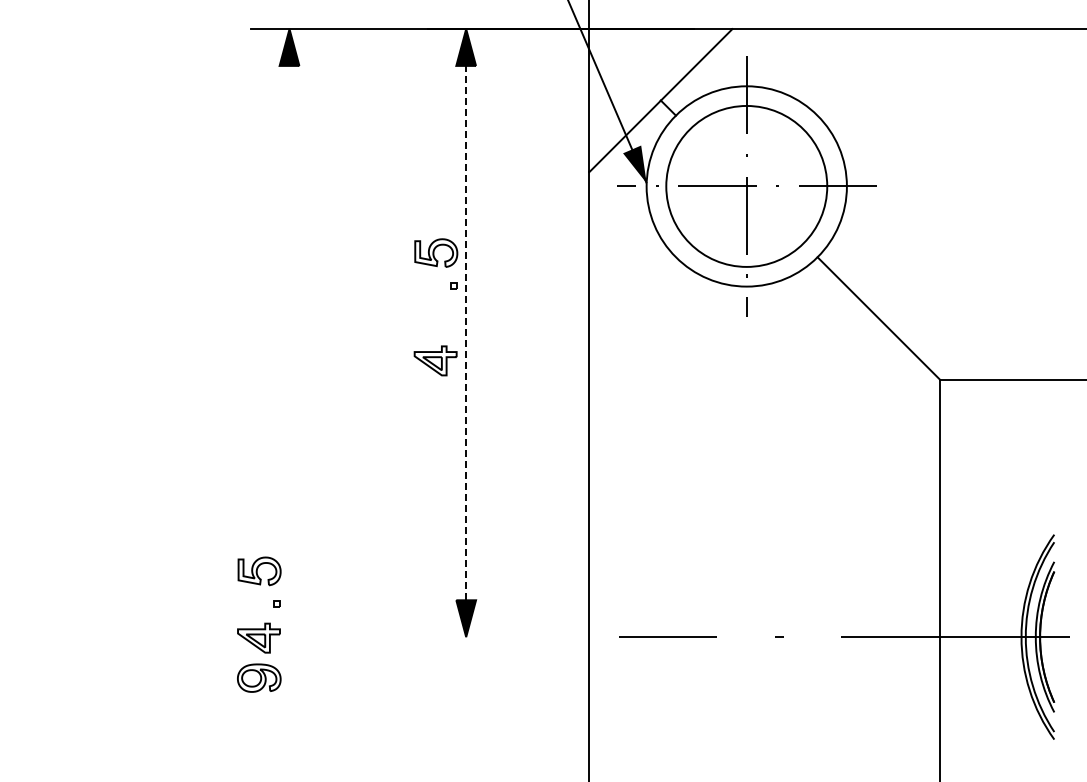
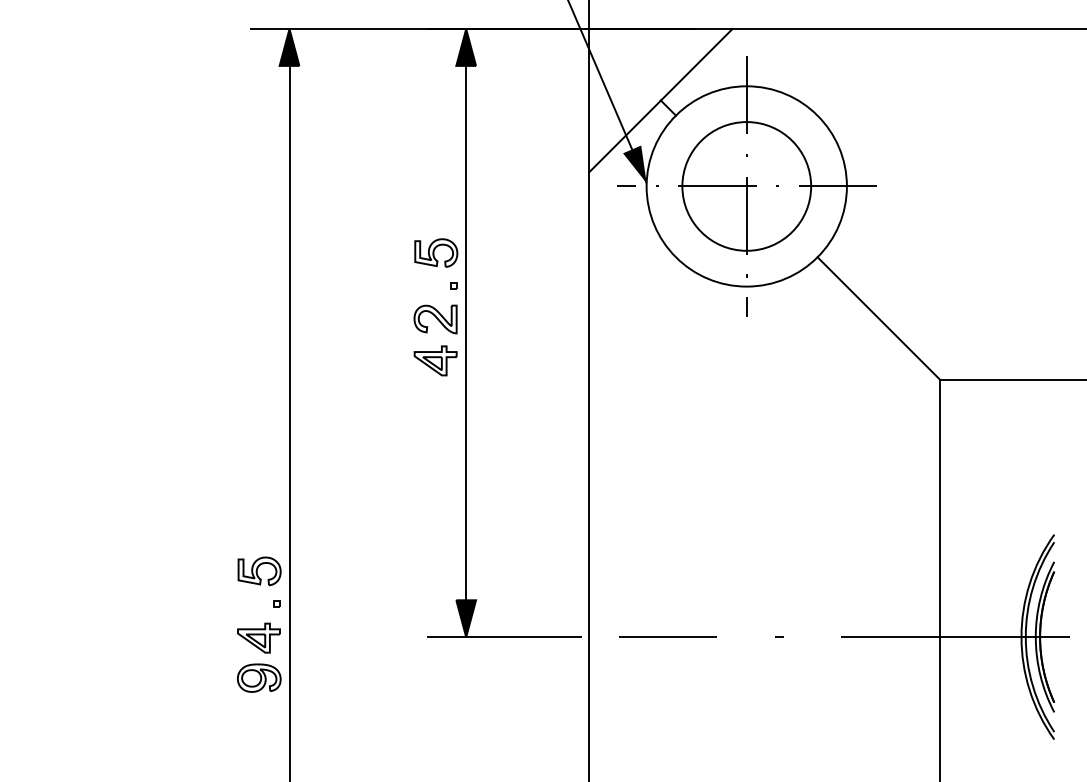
circle diameter: 161 px -> 129 px (746, 186)
part: none -> present (435, 319)
line: dashed -> solid (466, 332)
line: none -> present (289, 421)
line: none -> present (504, 637)
